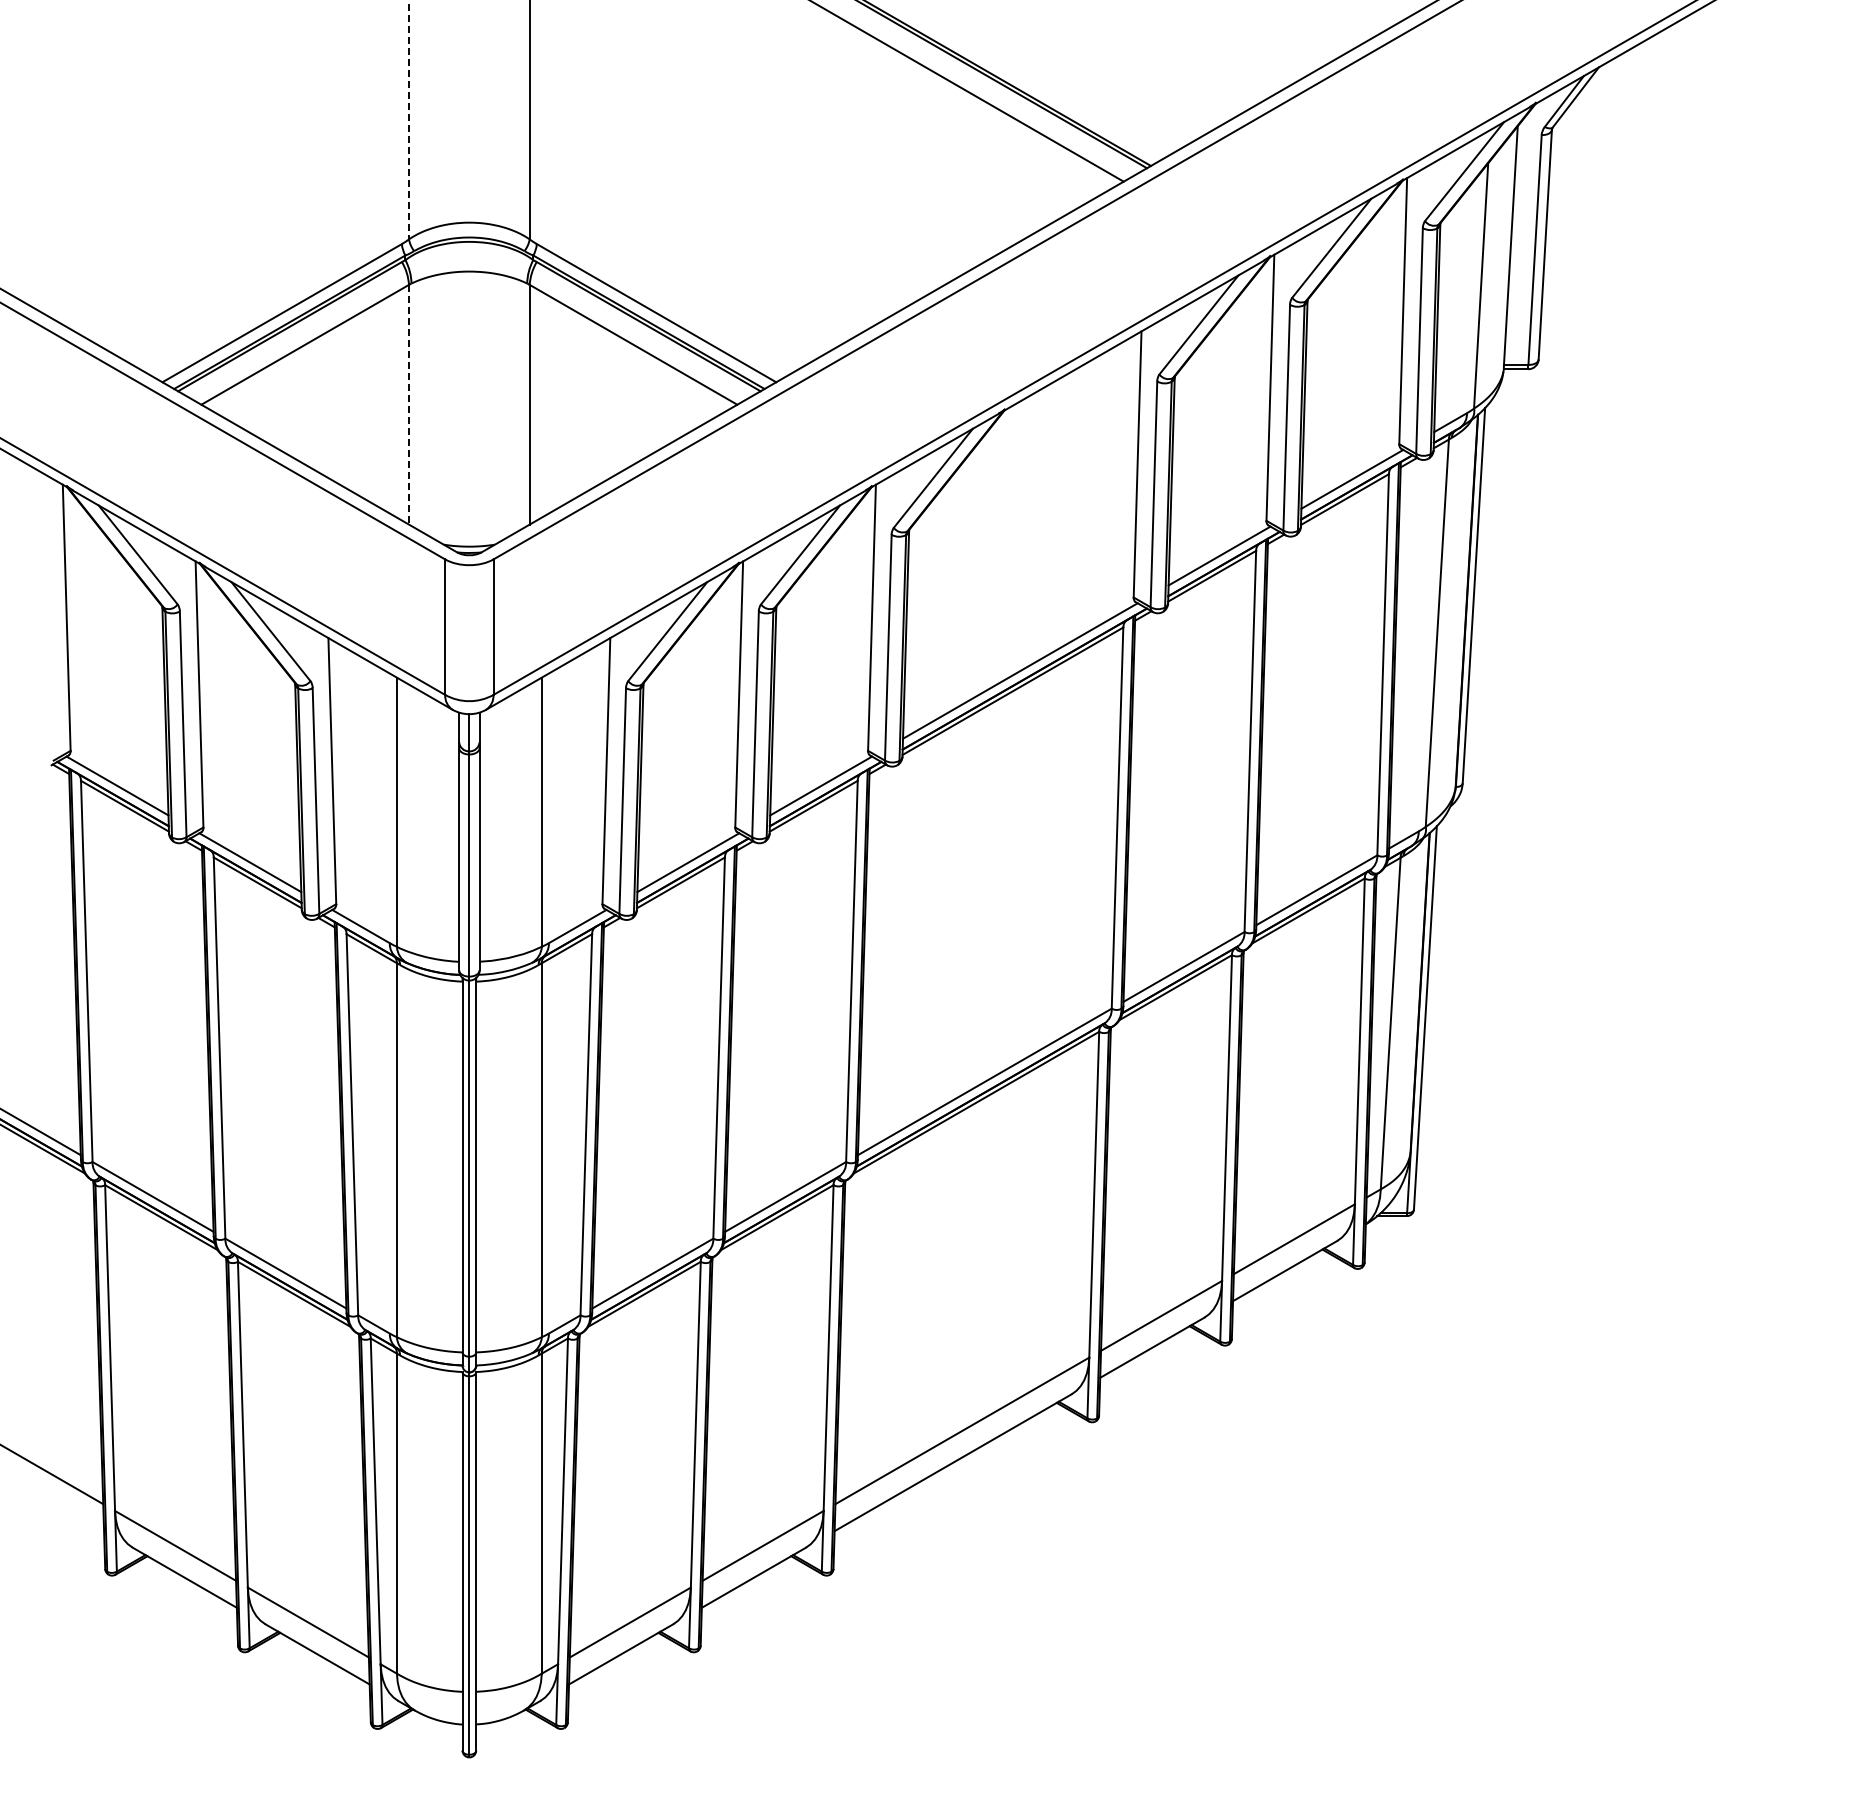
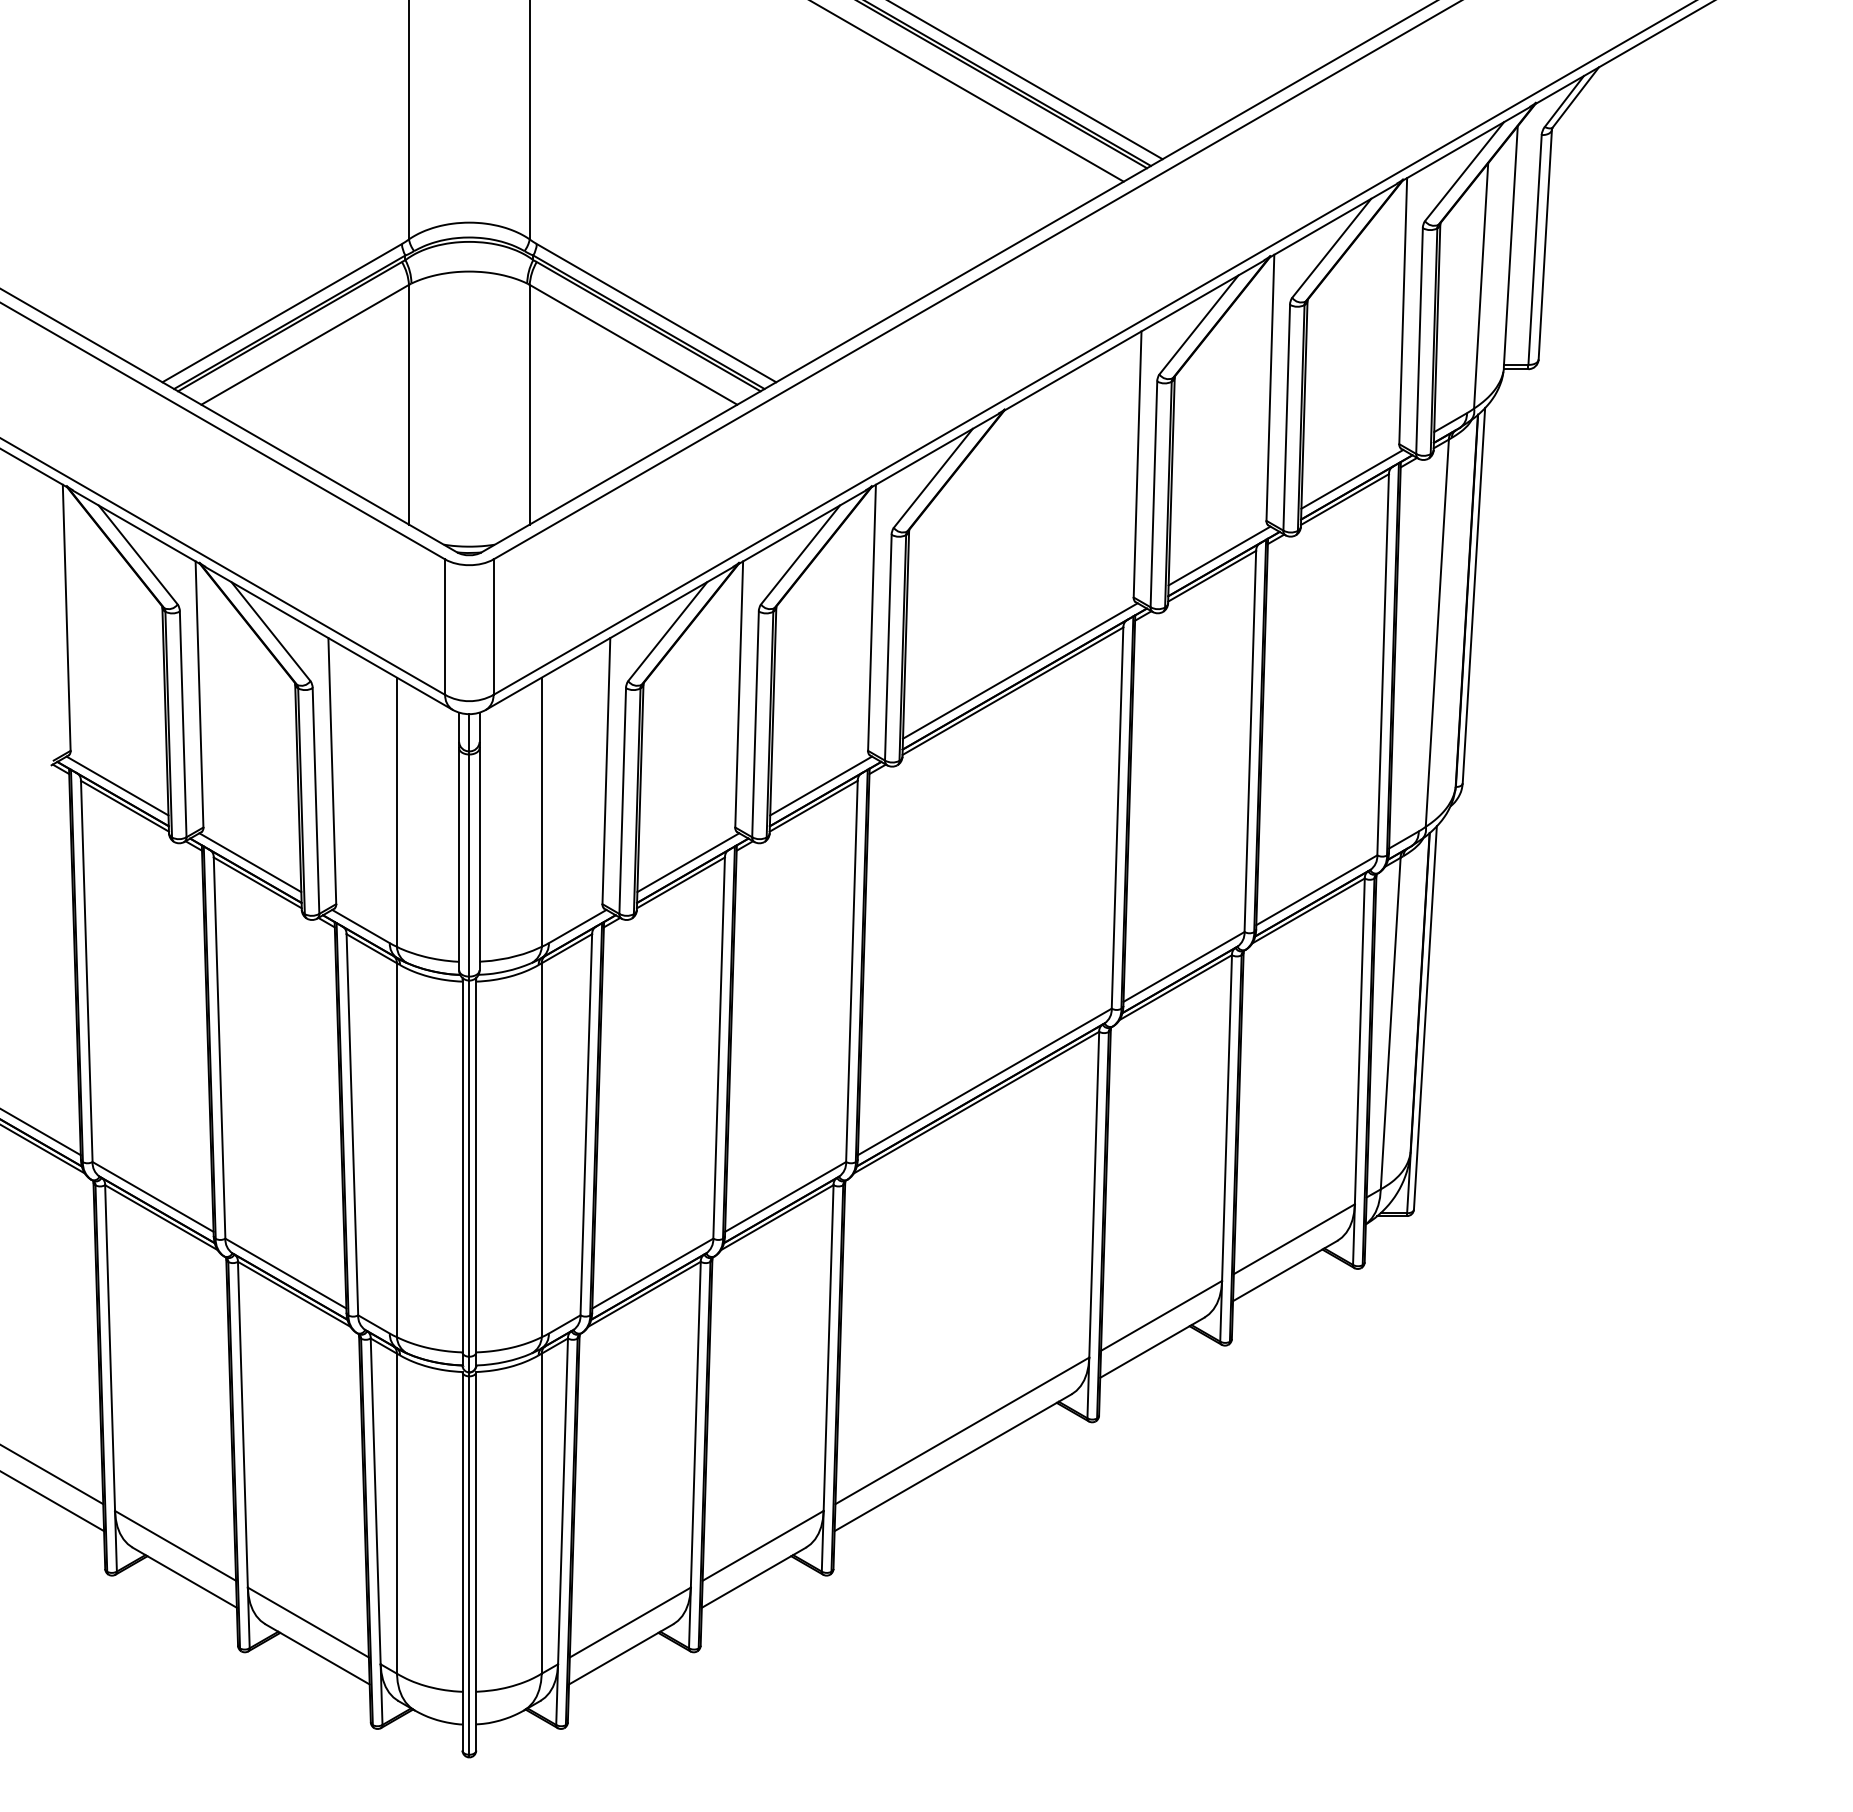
line: none -> present (1026, 80)
line: dashed -> solid (409, 120)
line: dashed -> solid (409, 404)
line: none -> present (53, 1501)
